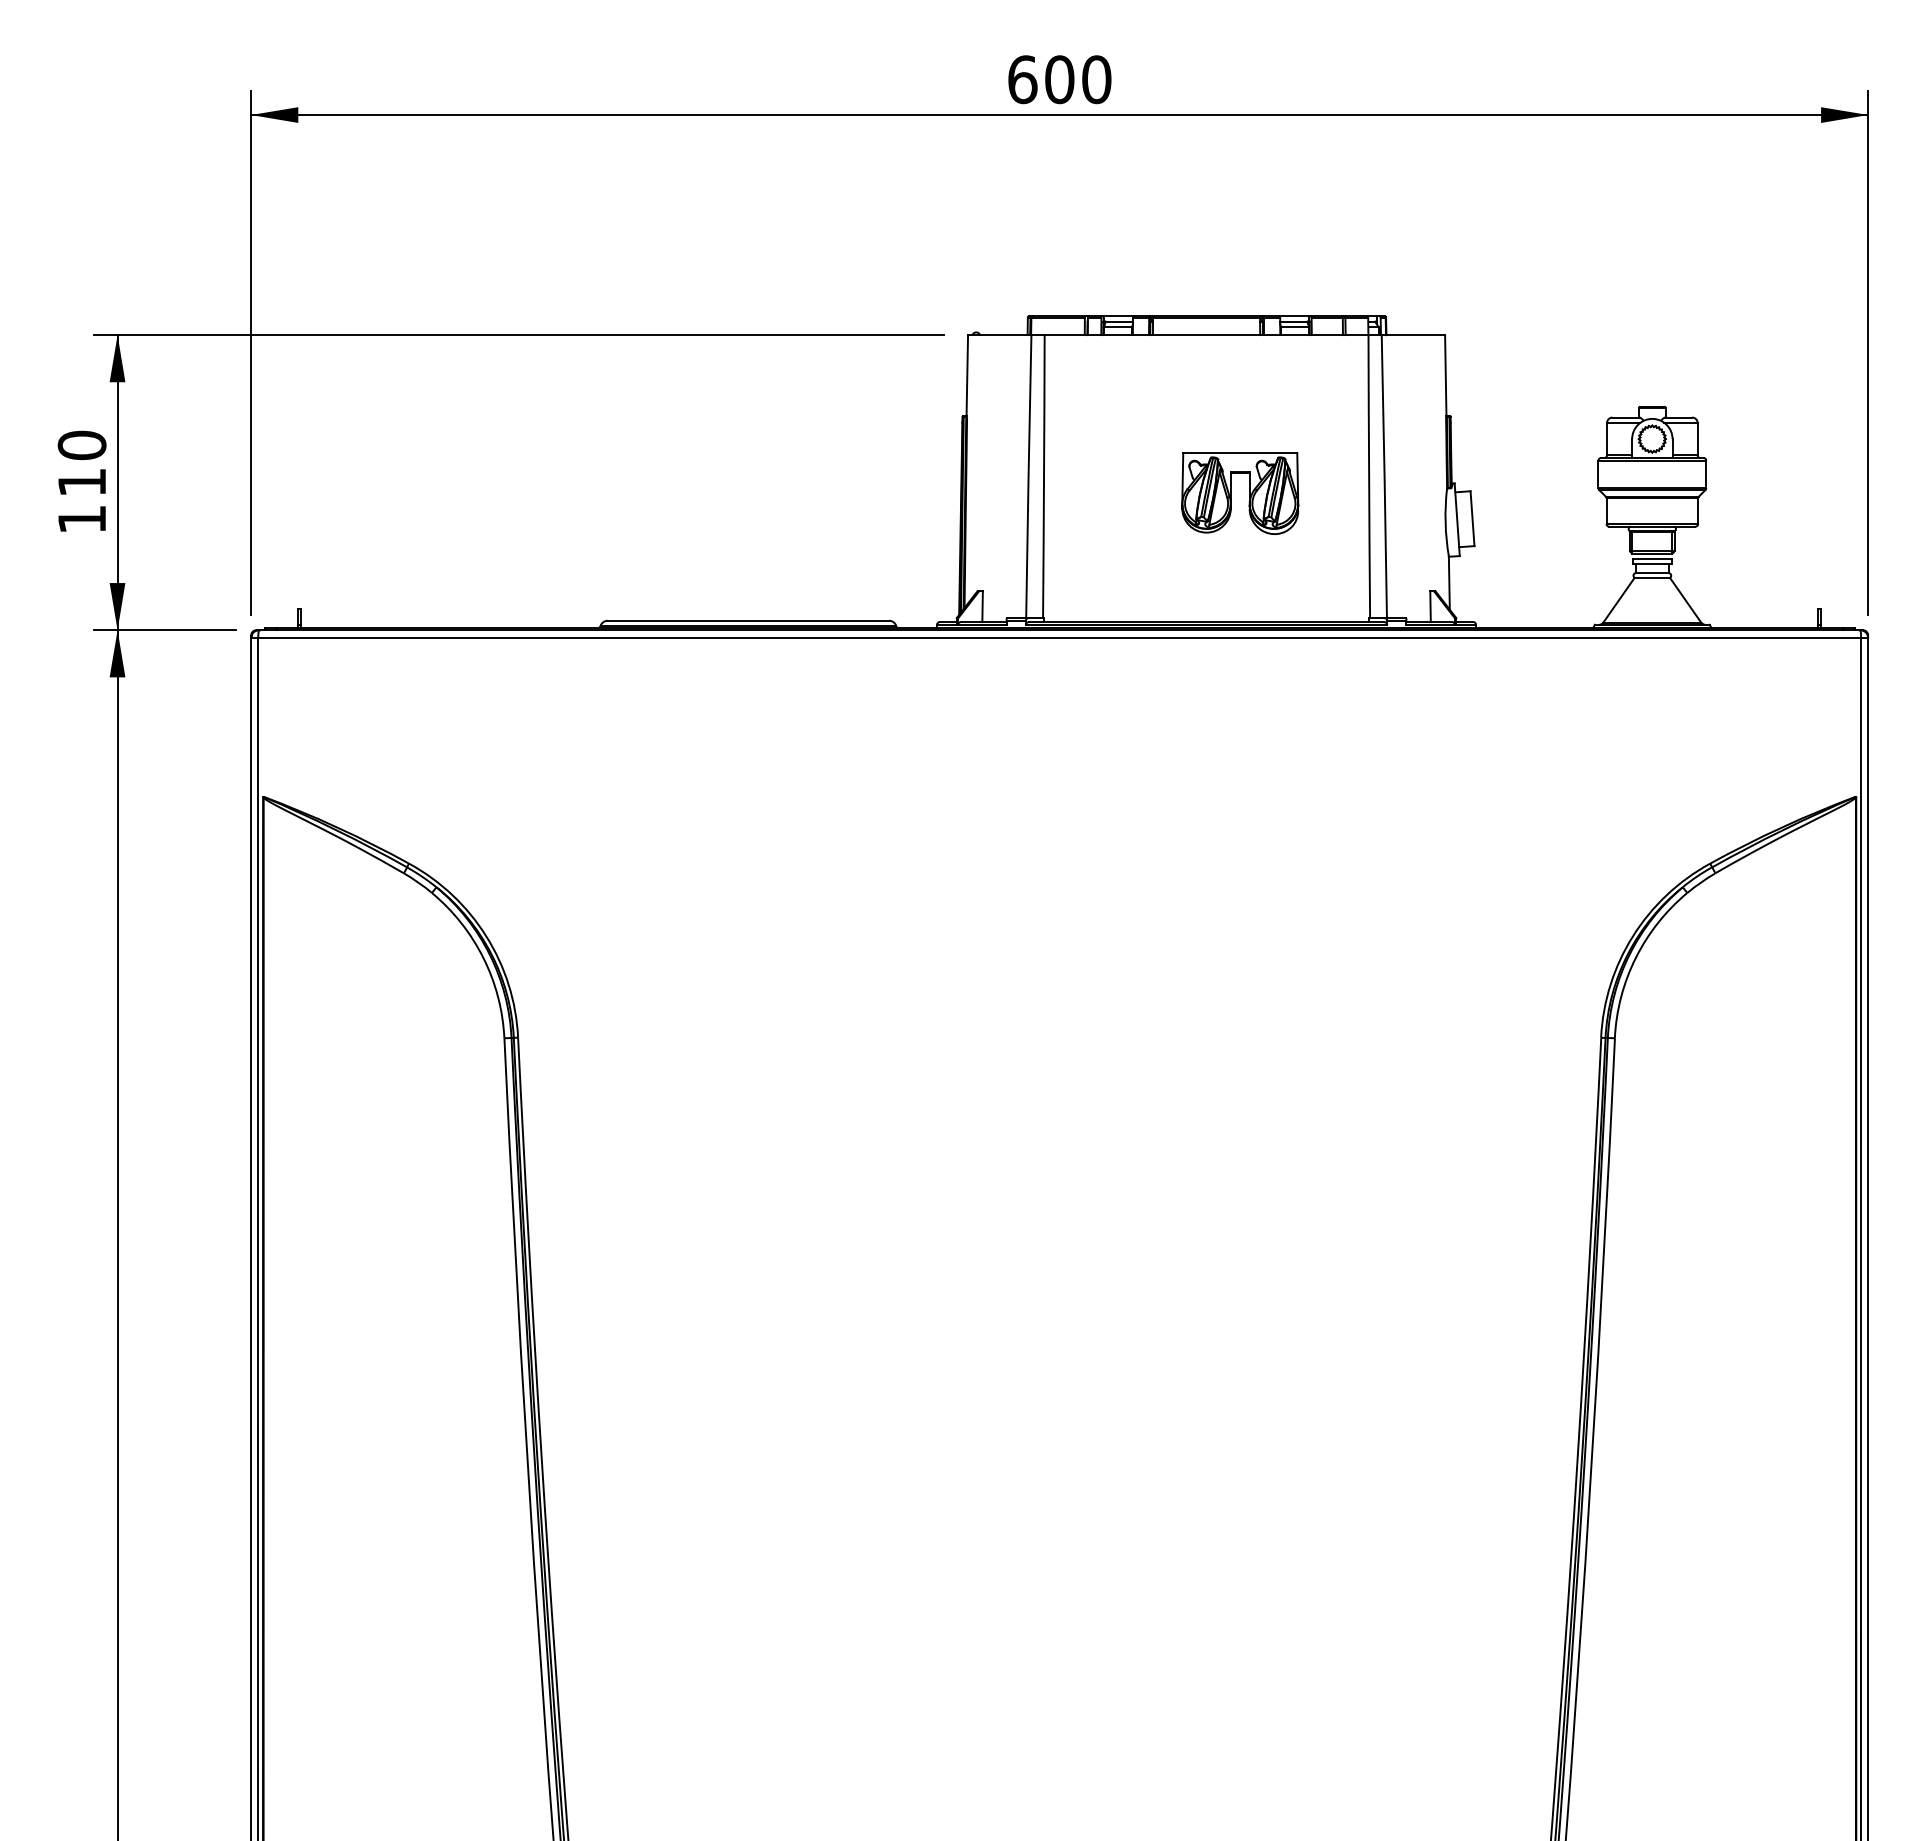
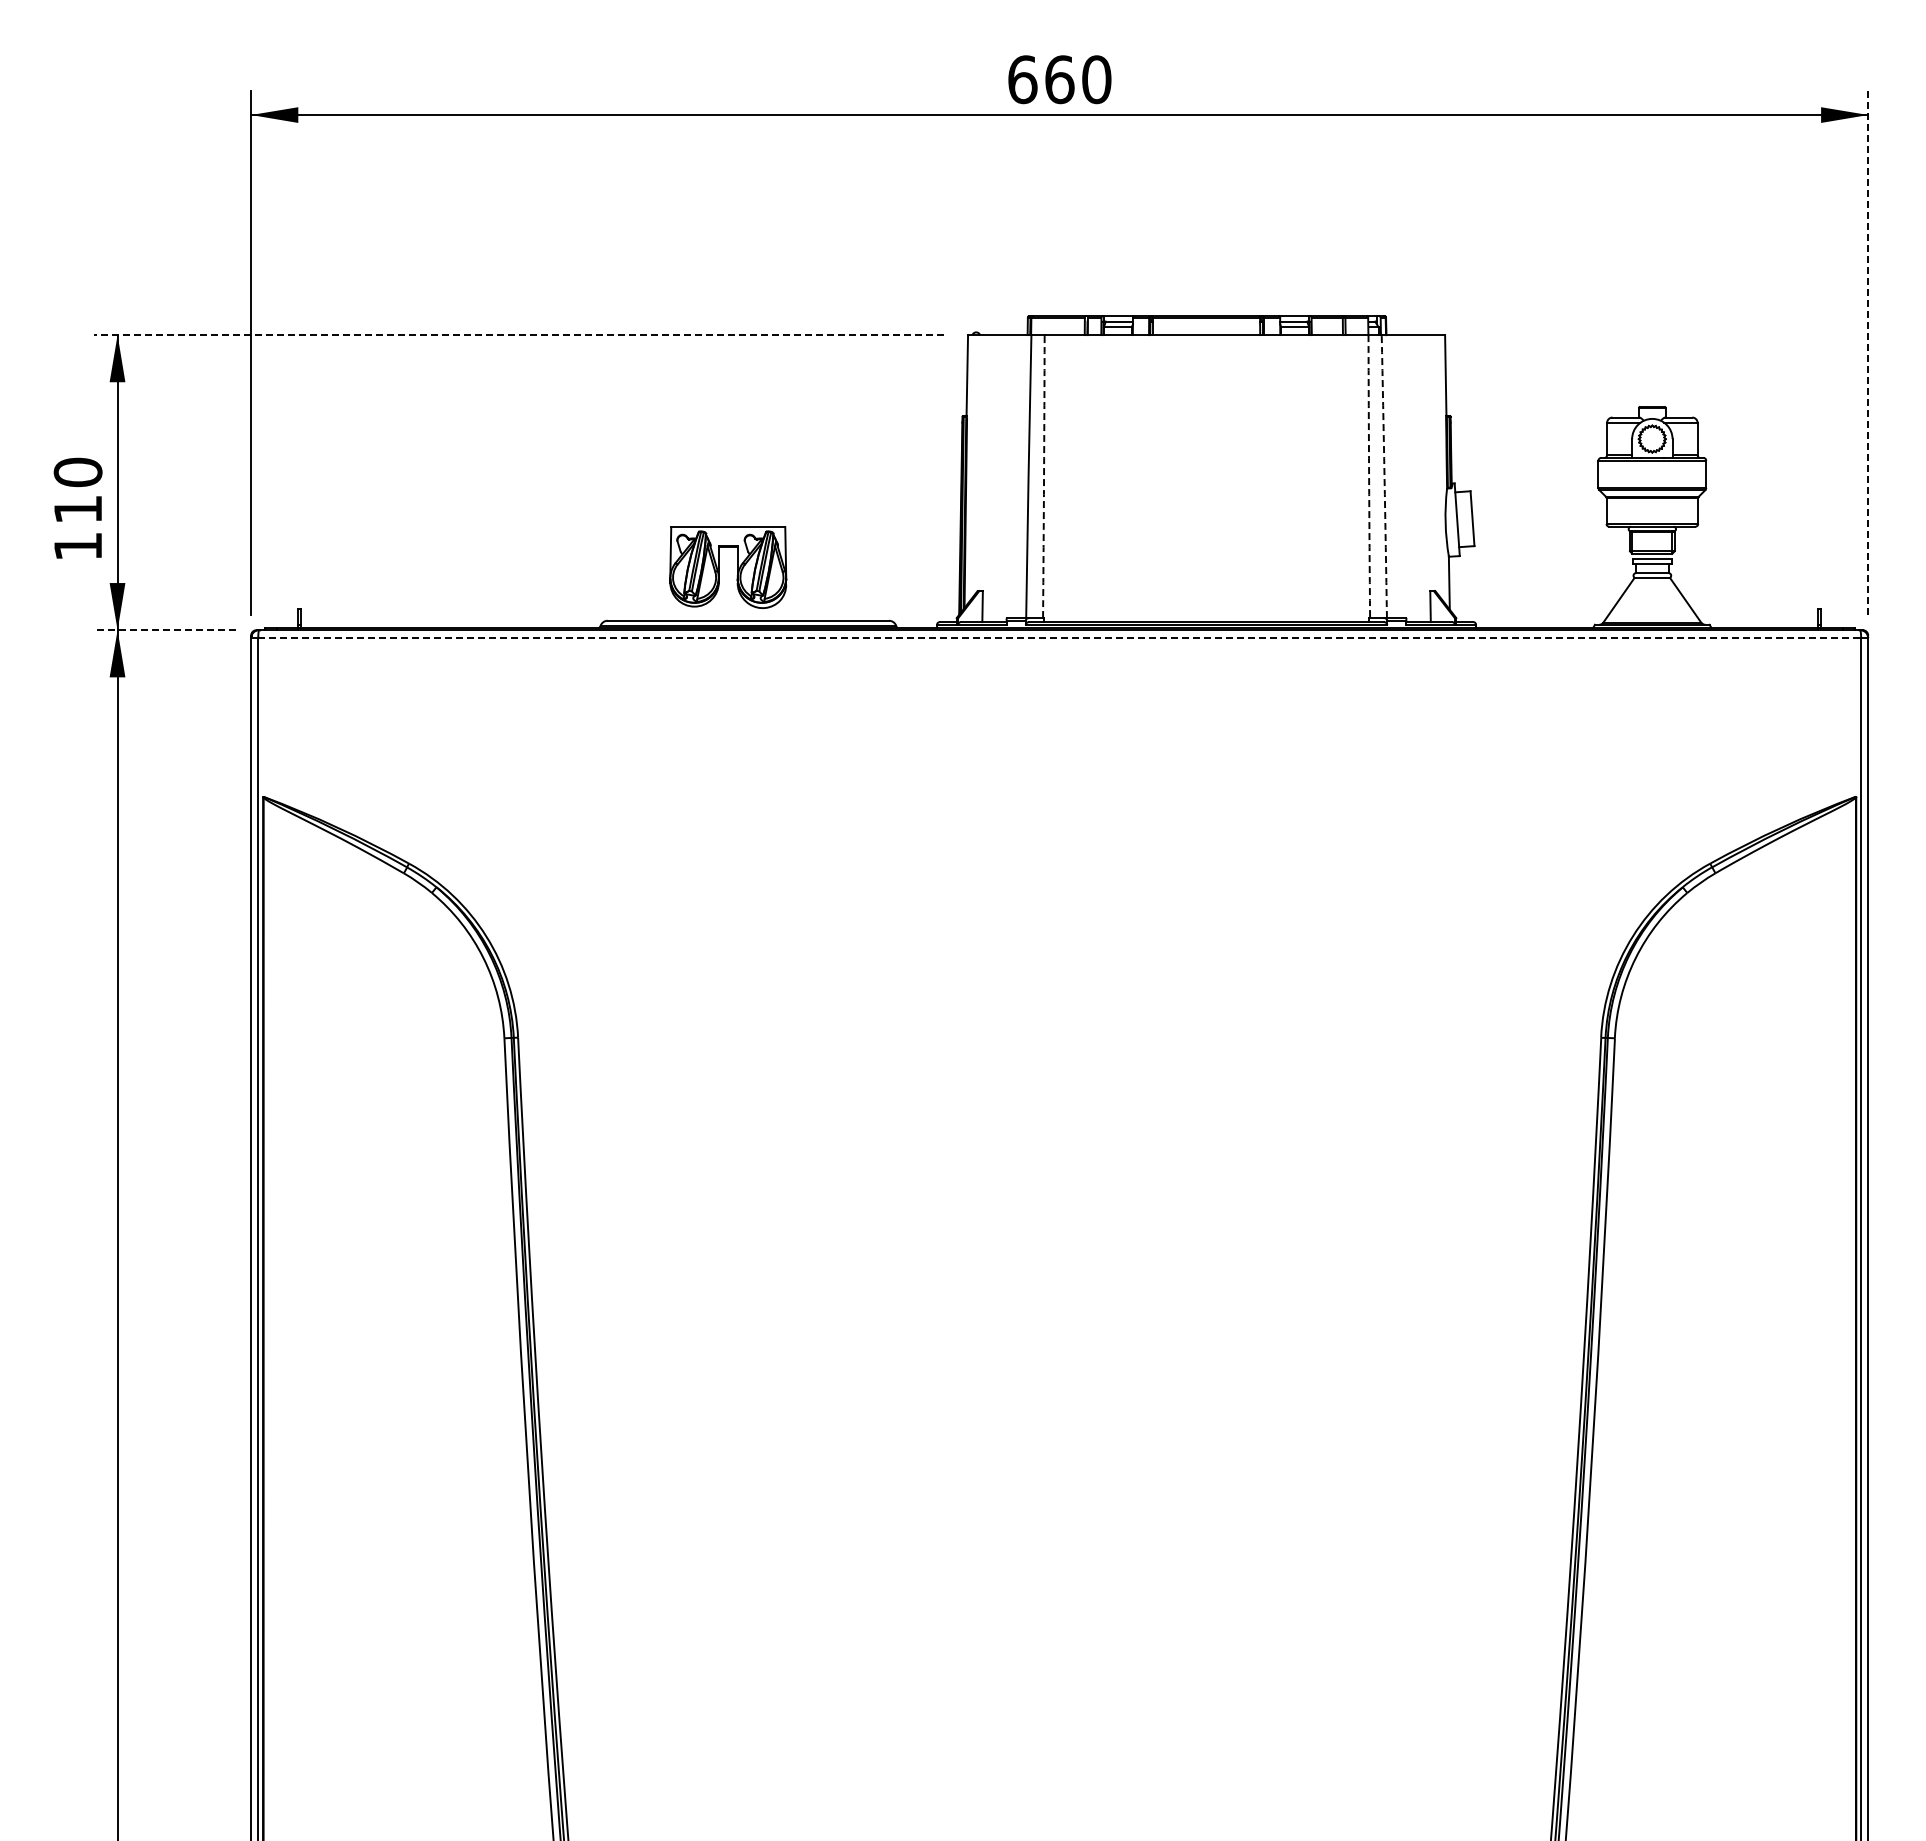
text: 600 -> 660 (1059, 79)
line: solid -> dashed (518, 335)
line: solid -> dashed (1868, 353)
arc: solid -> dashed (1044, 476)
arc: solid -> dashed (1369, 476)
arc: solid -> dashed (1384, 476)
text position: (81, 480) -> (77, 507) (77, 507)
part position: (1231, 493) -> (719, 567) (719, 567)
line: solid -> dashed (164, 630)
line: solid -> dashed (1060, 638)
